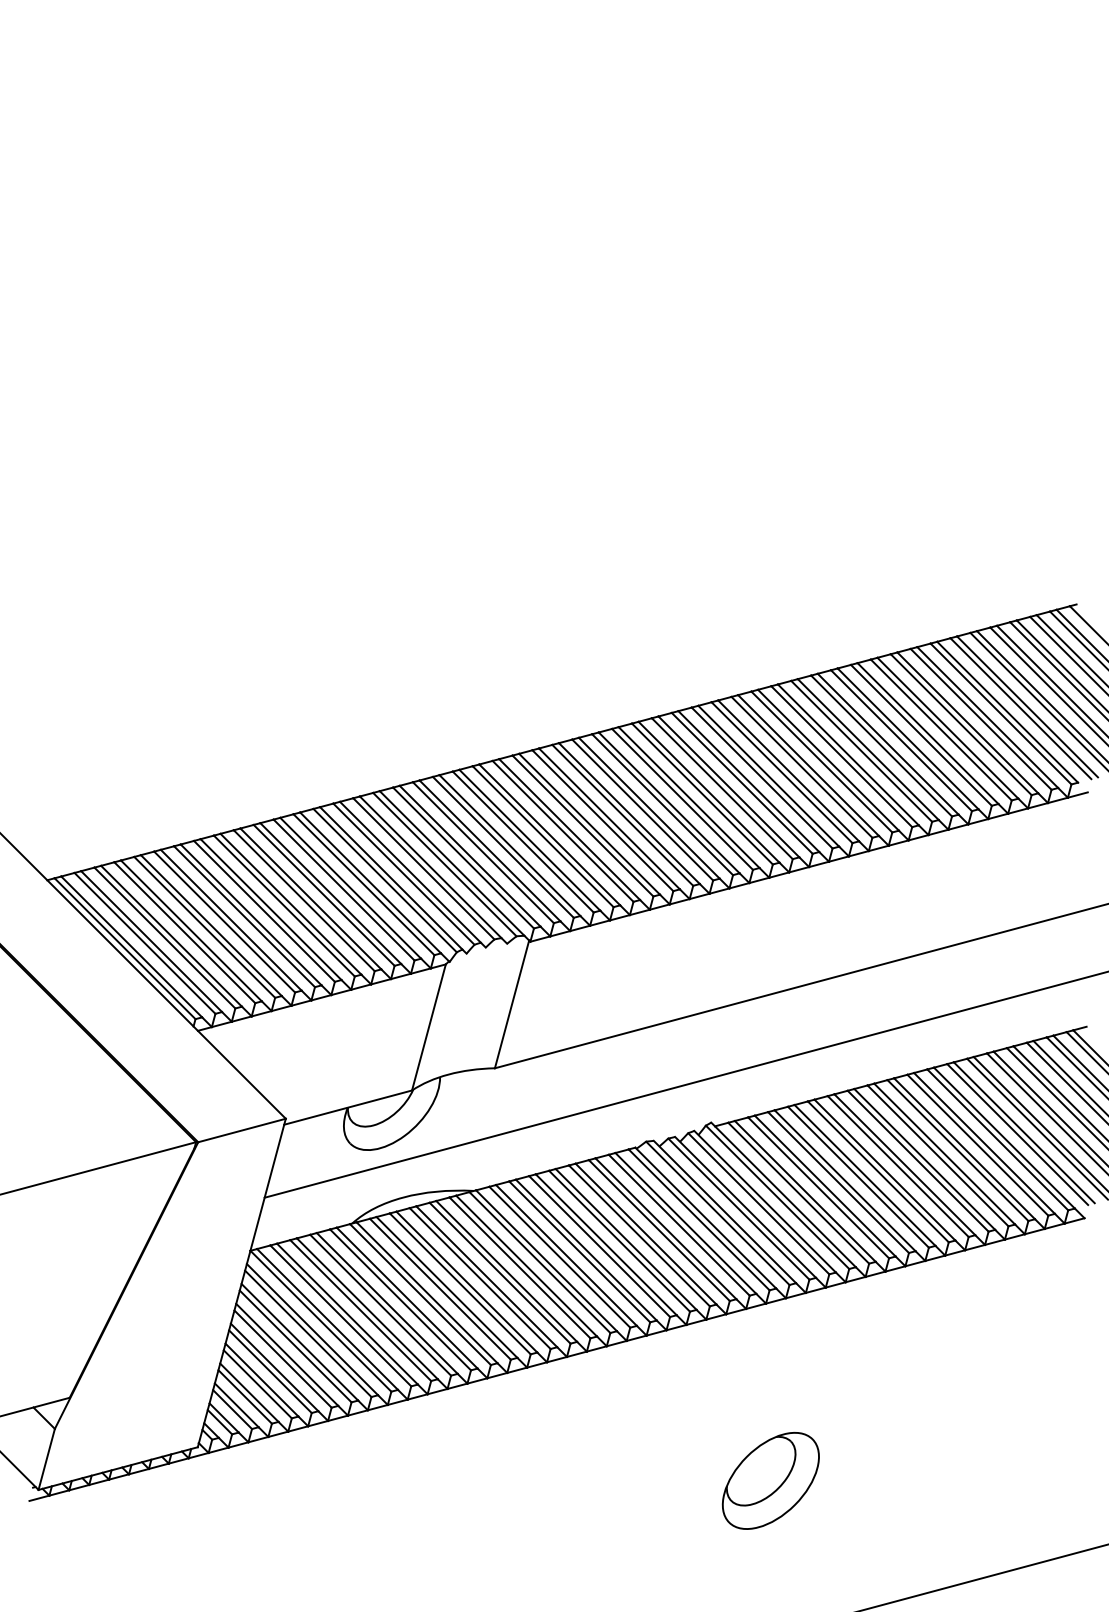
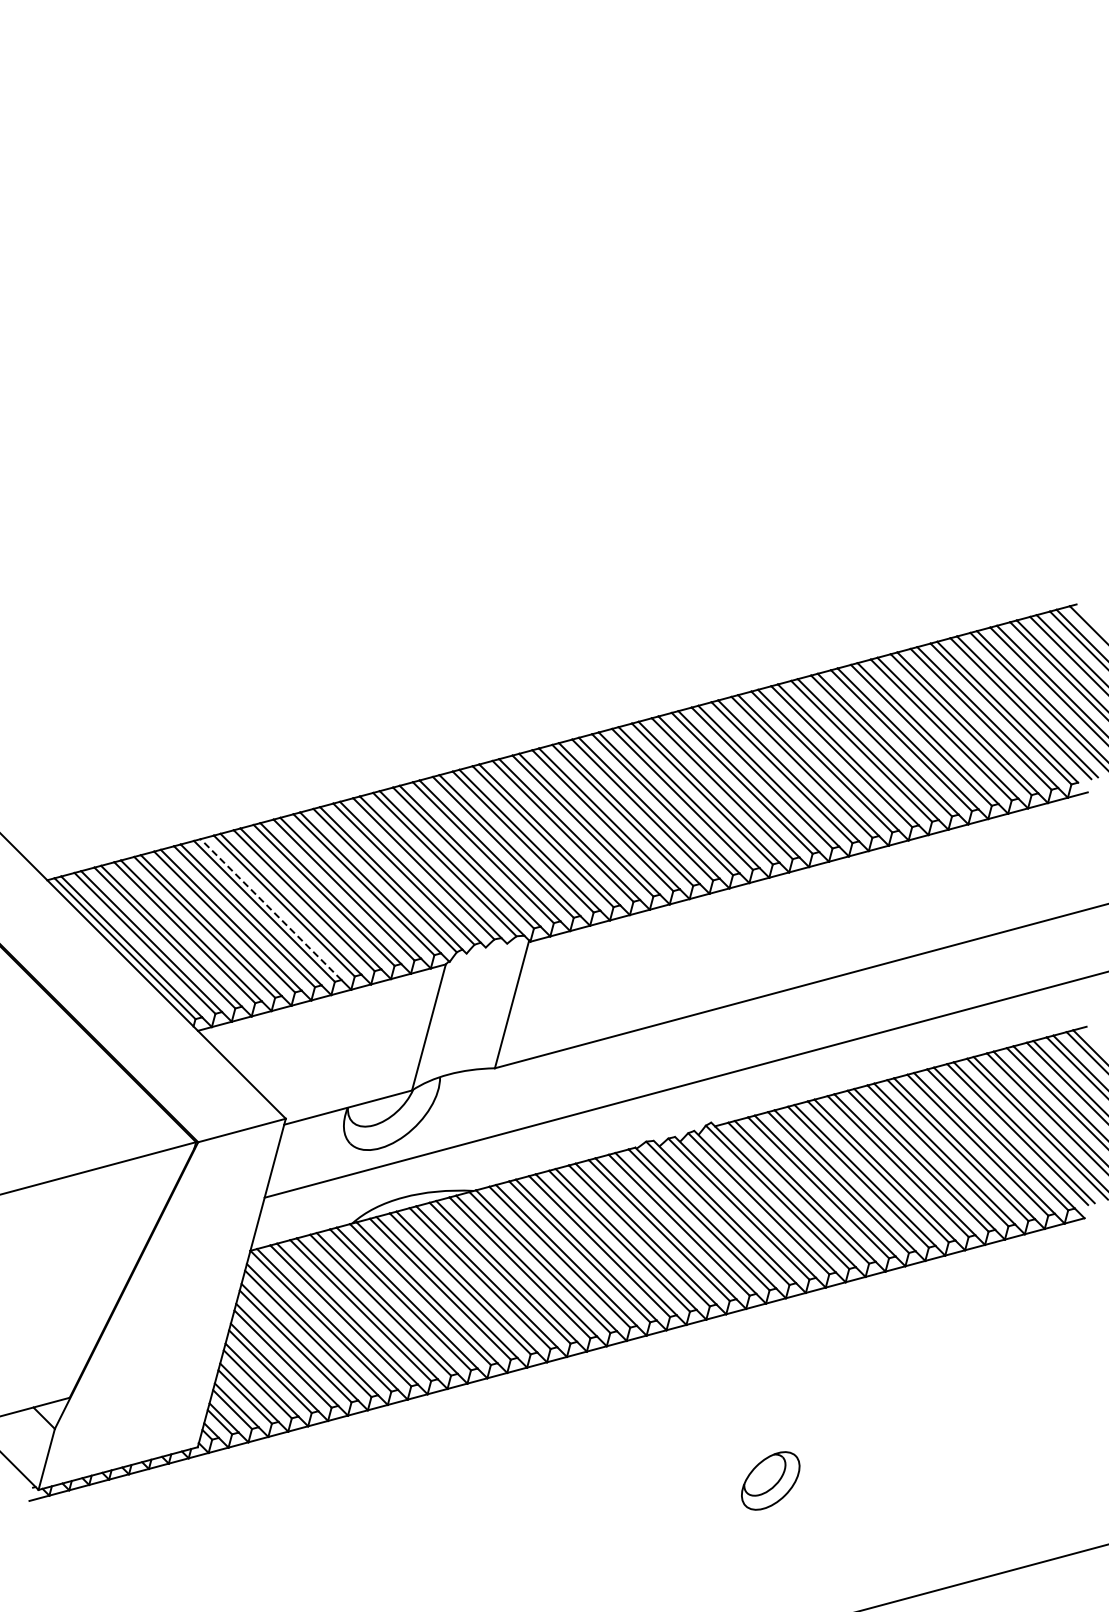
line: solid -> dashed (271, 909)
part size: 99x98 px -> 60x60 px (770, 1480)
